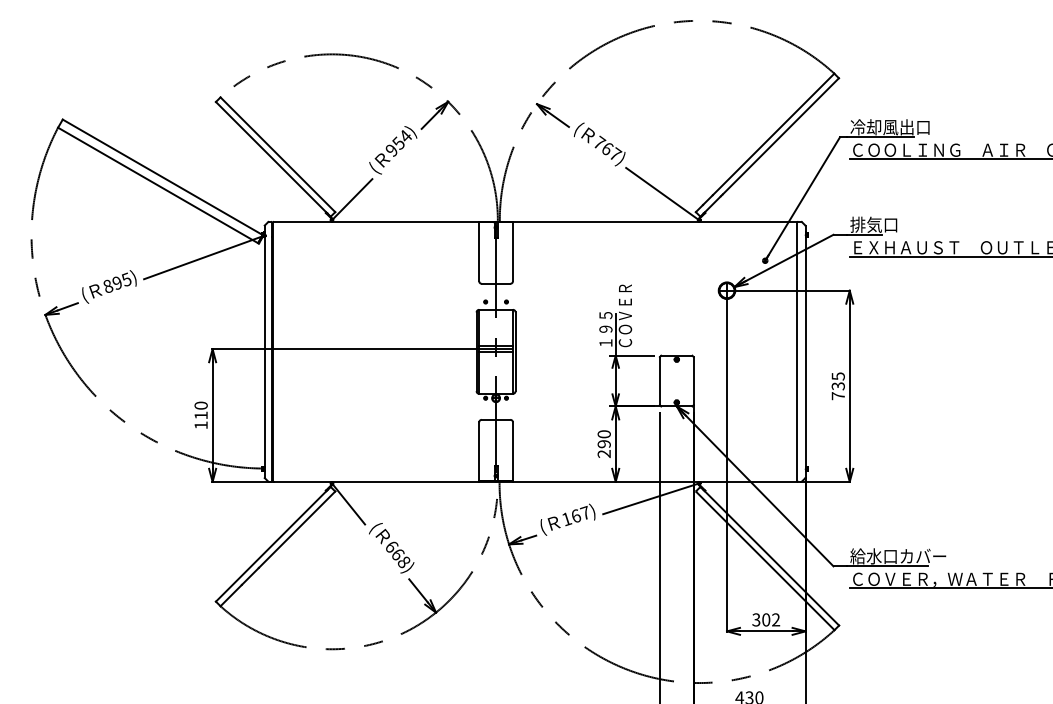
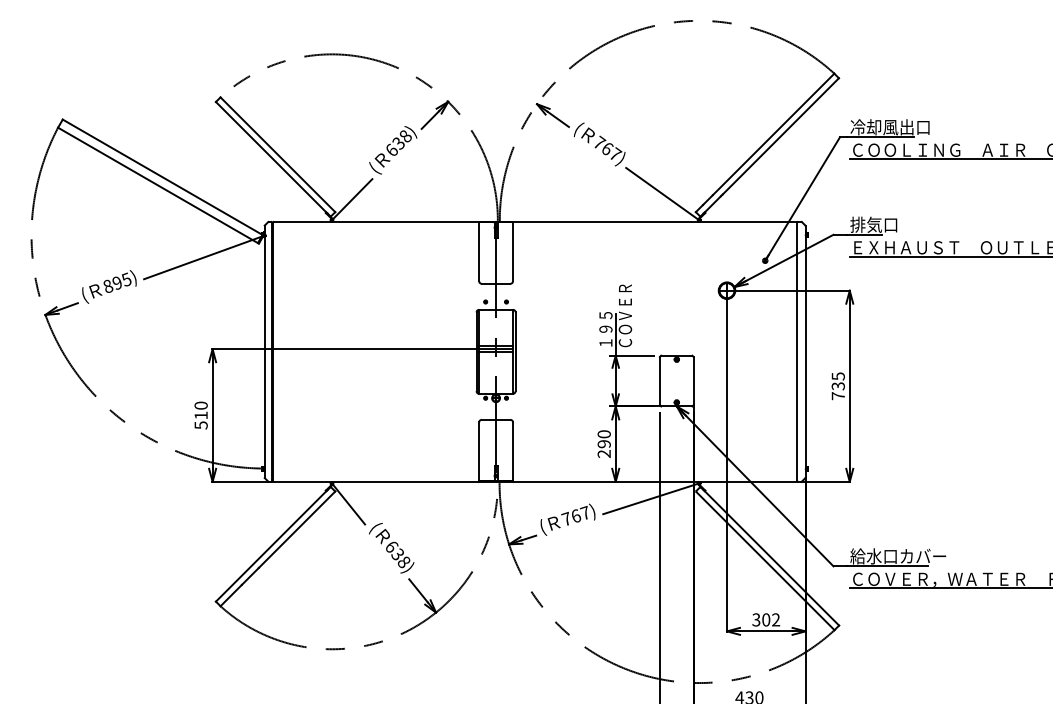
text: 954) -> 638) (398, 143)
text: 110 -> 510 (200, 425)
text: 167) -> 767) (566, 518)
text: 668) -> 638) (397, 554)
